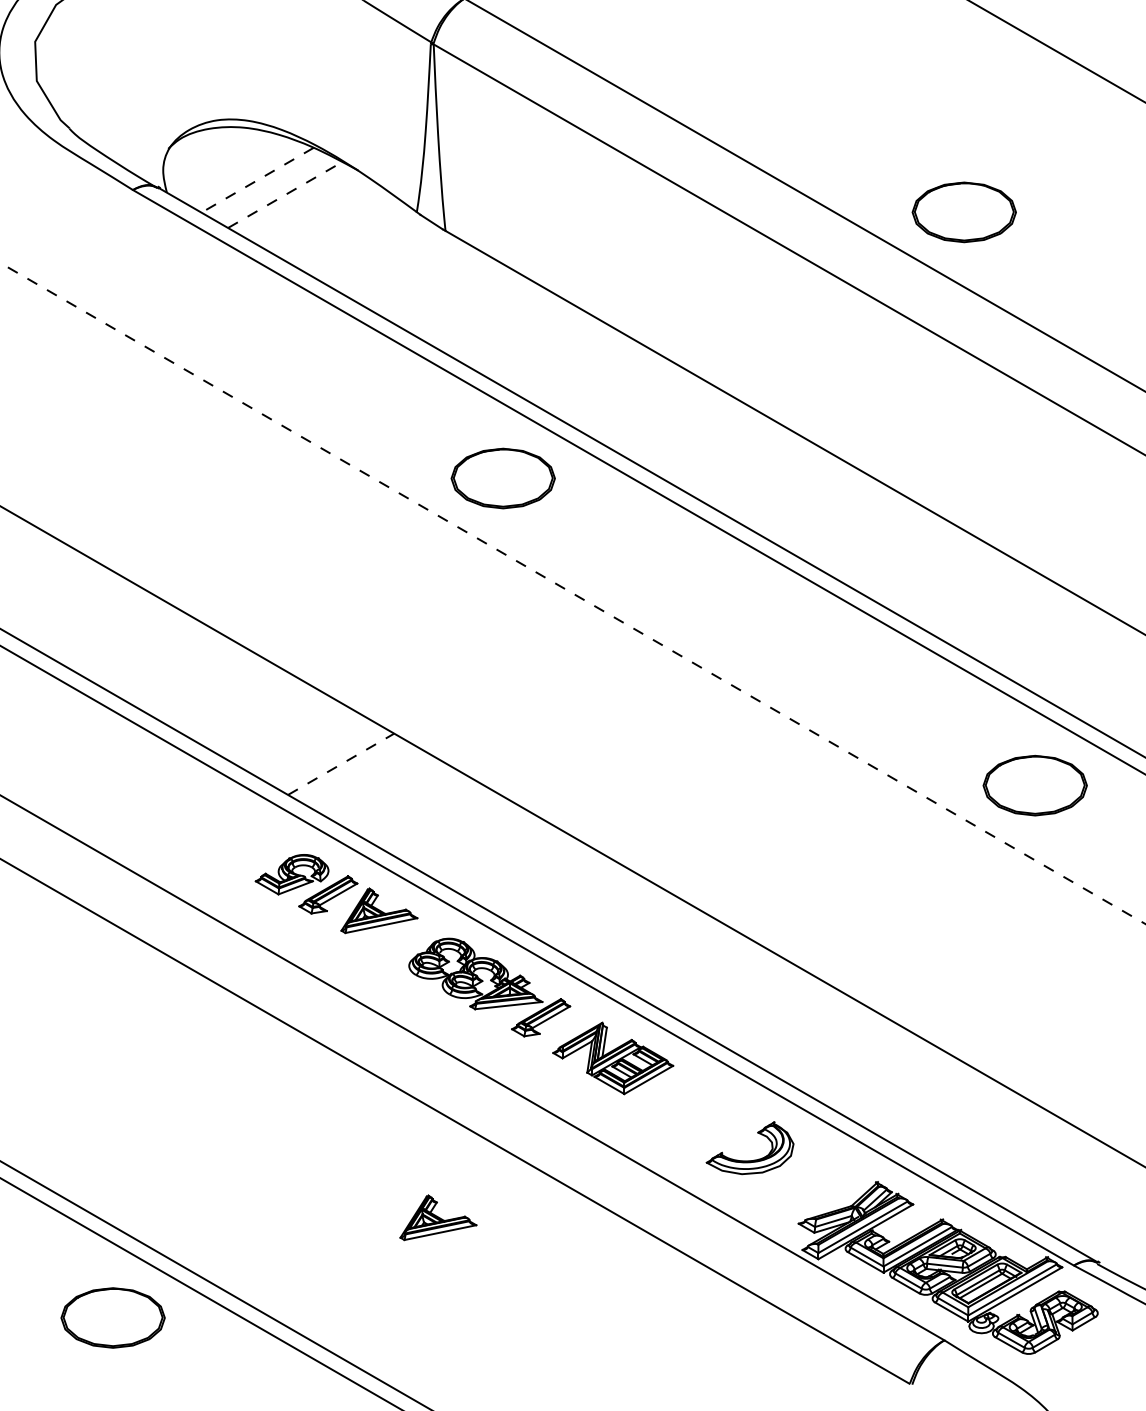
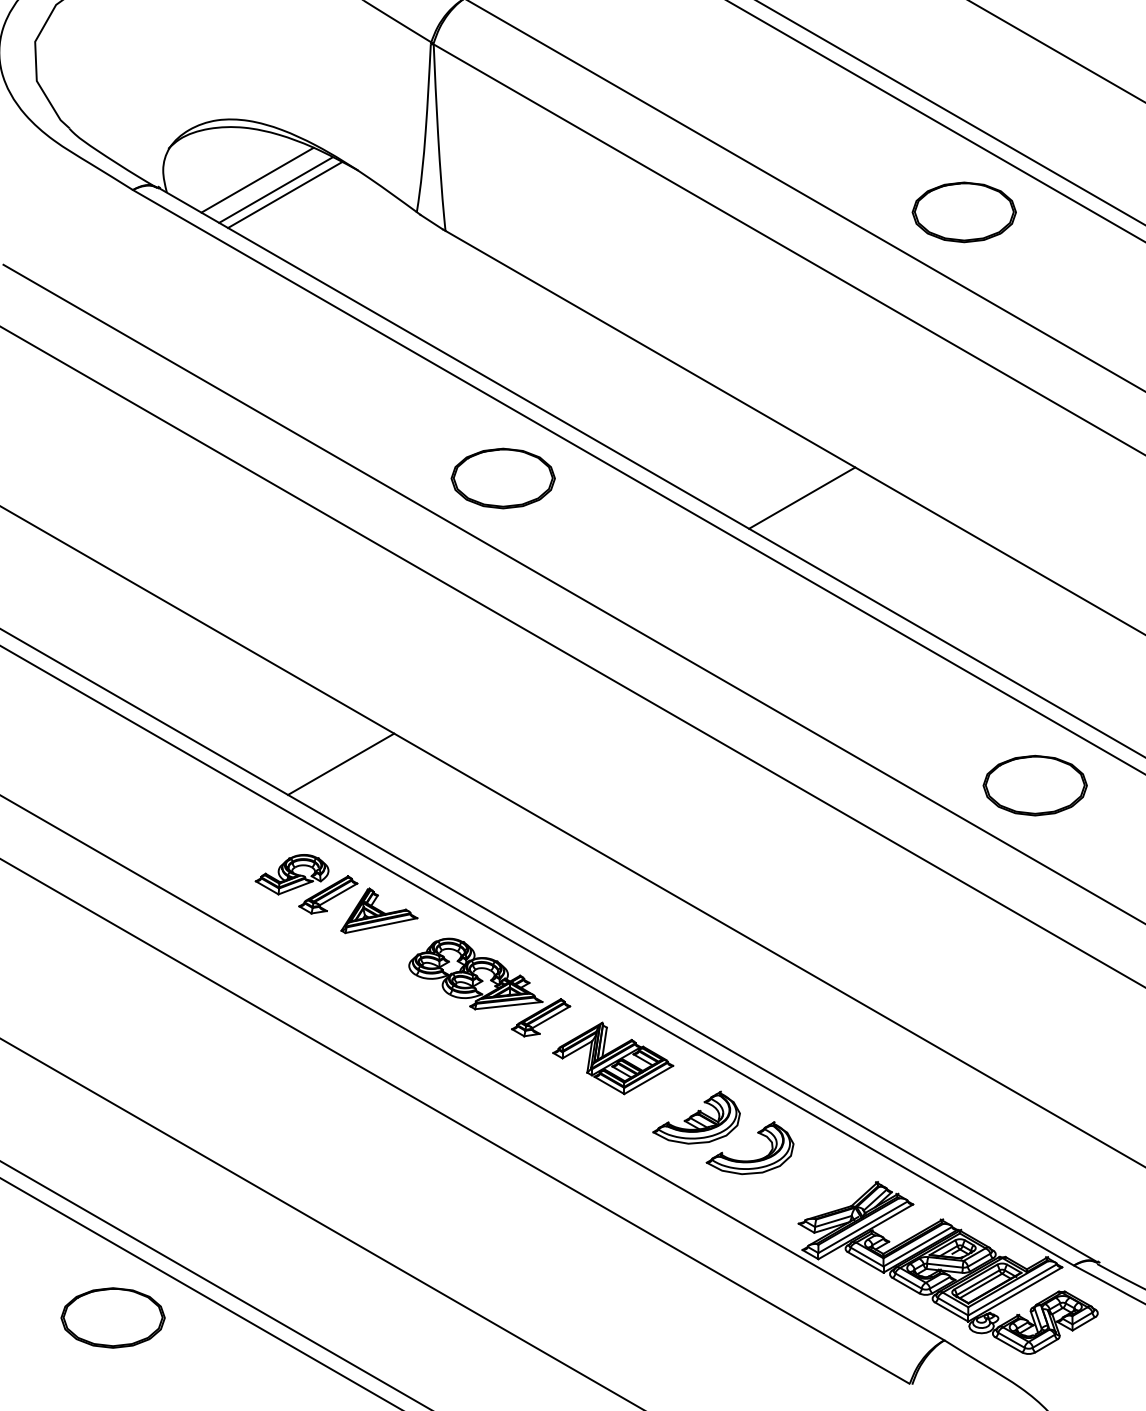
line: none -> present (950, 112)
line: none -> present (936, 121)
line: dashed -> solid (257, 180)
line: none -> present (275, 189)
line: dashed -> solid (285, 195)
line: none -> present (802, 497)
line: dashed -> solid (574, 594)
line: none -> present (572, 656)
line: dashed -> solid (341, 764)
part: none -> present (696, 1117)
part: present -> none (438, 1217)
line: none -> present (321, 1223)
